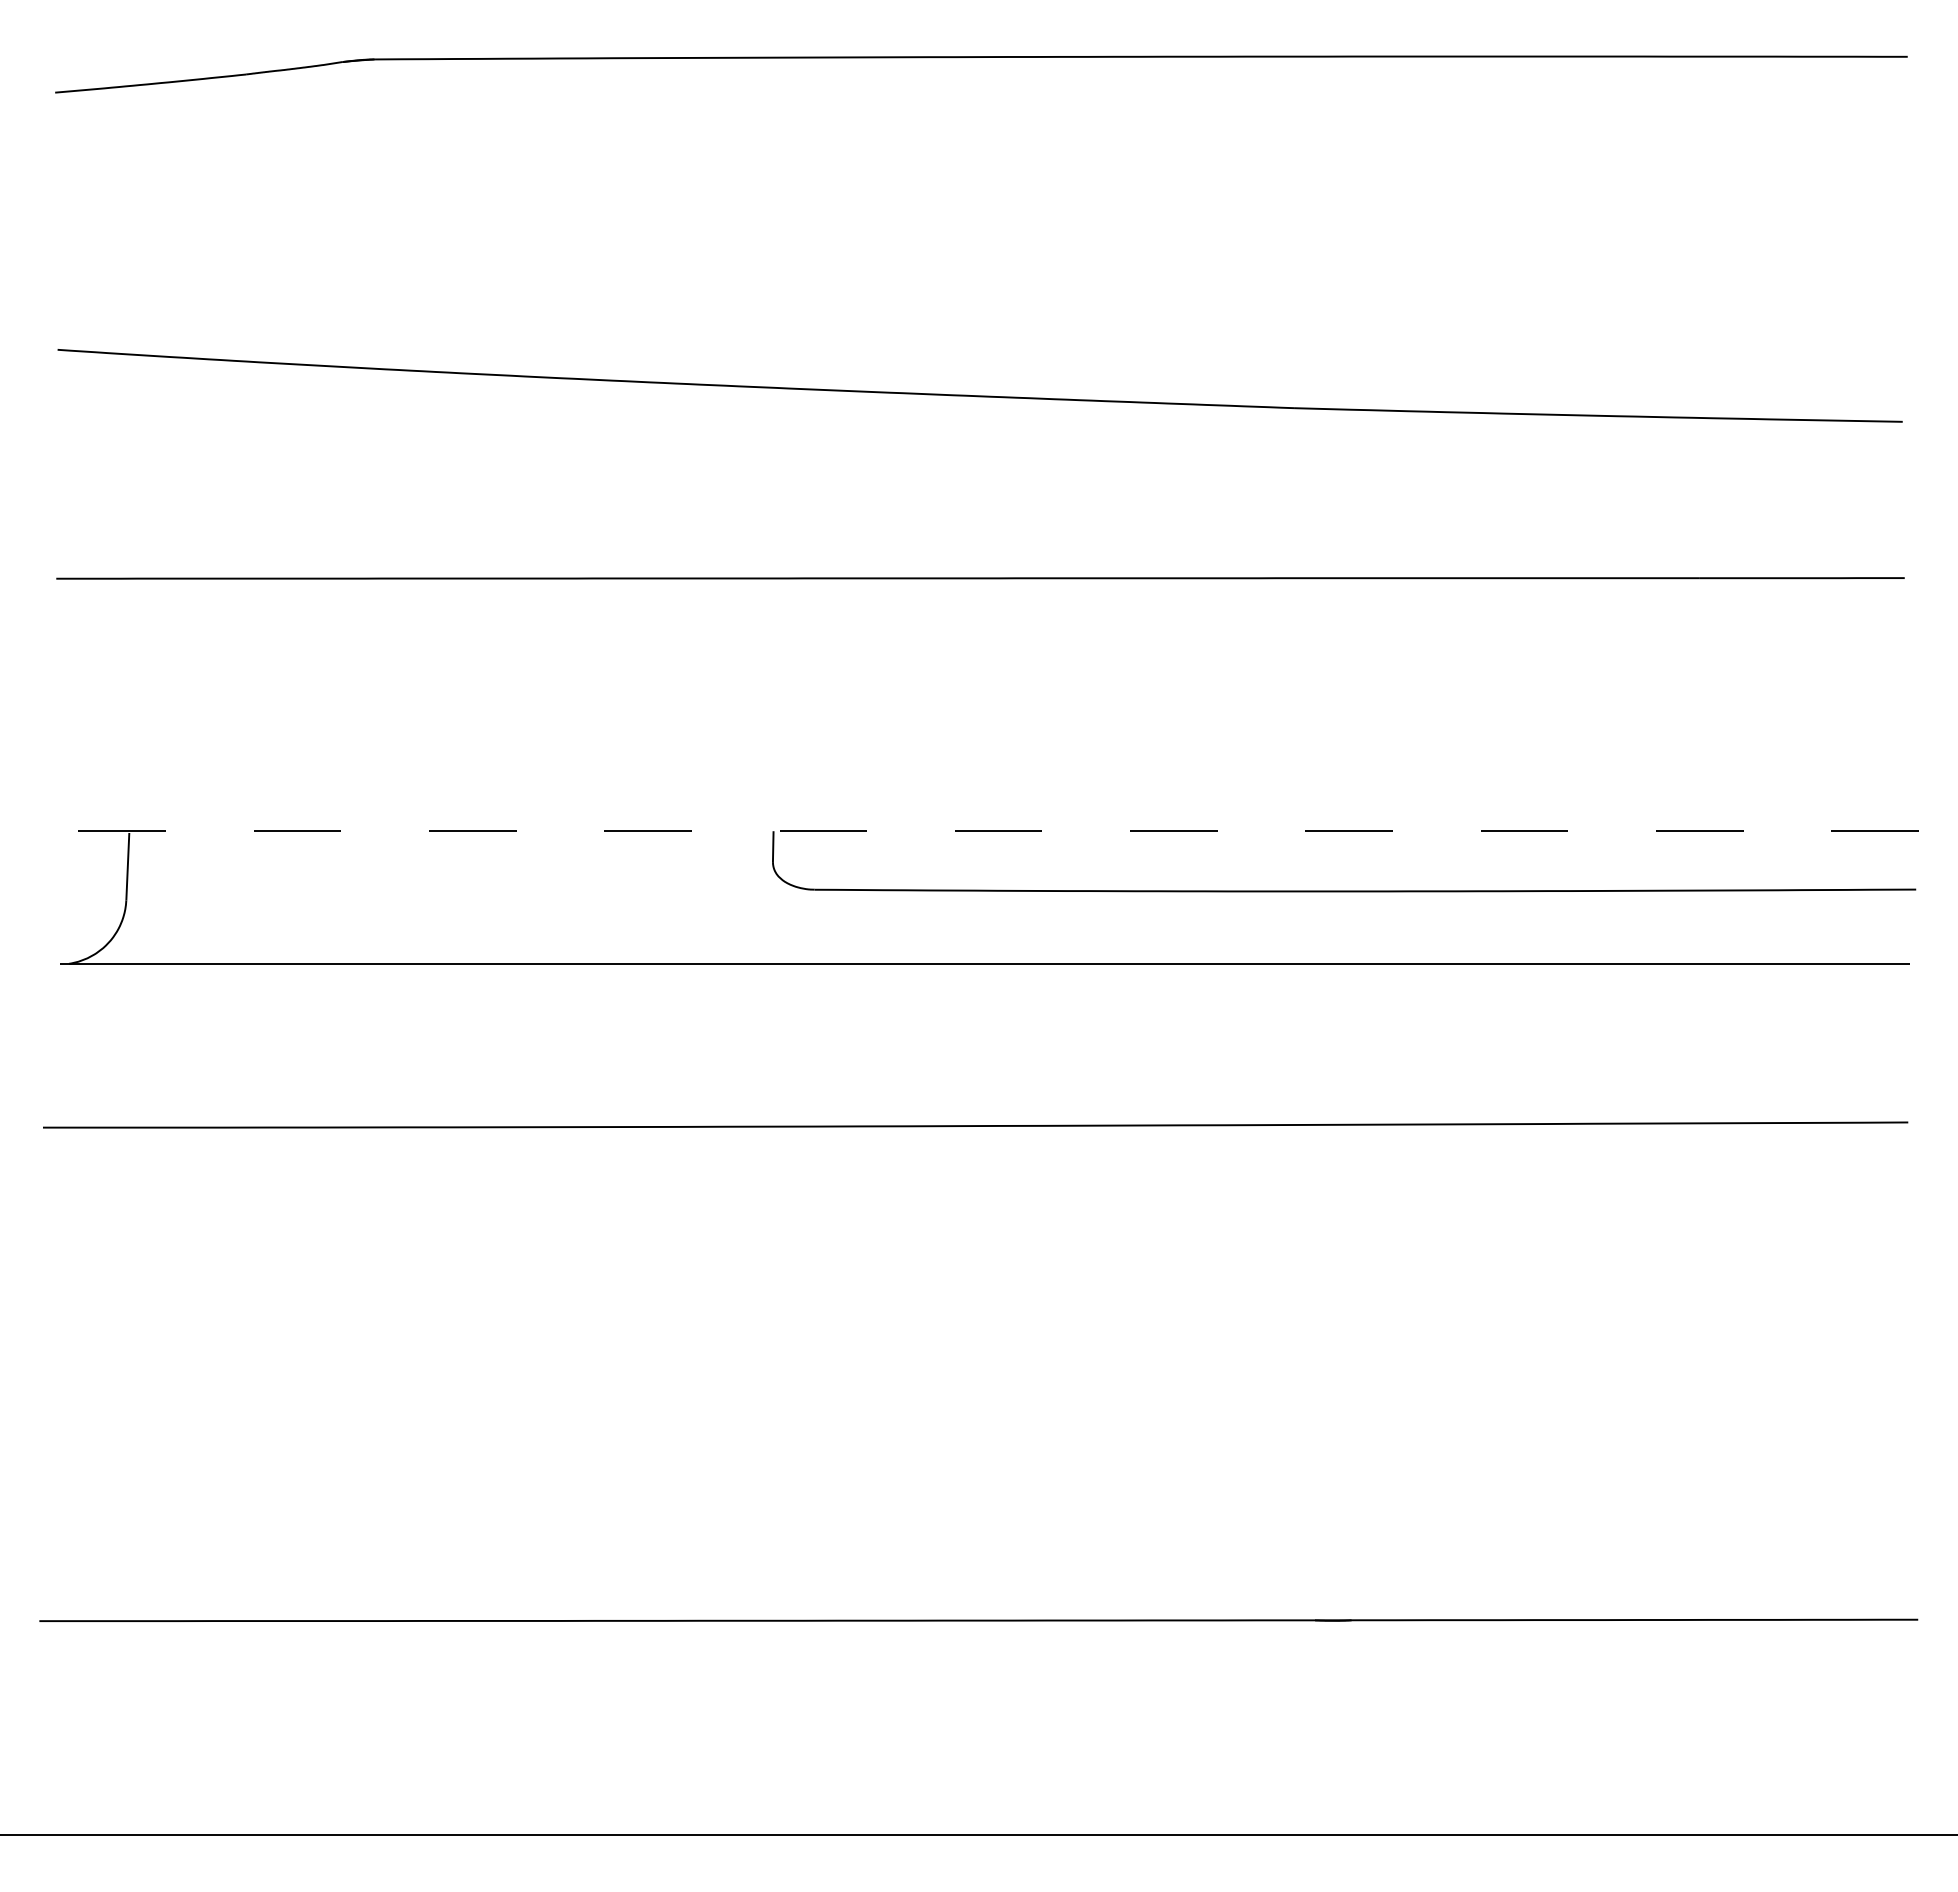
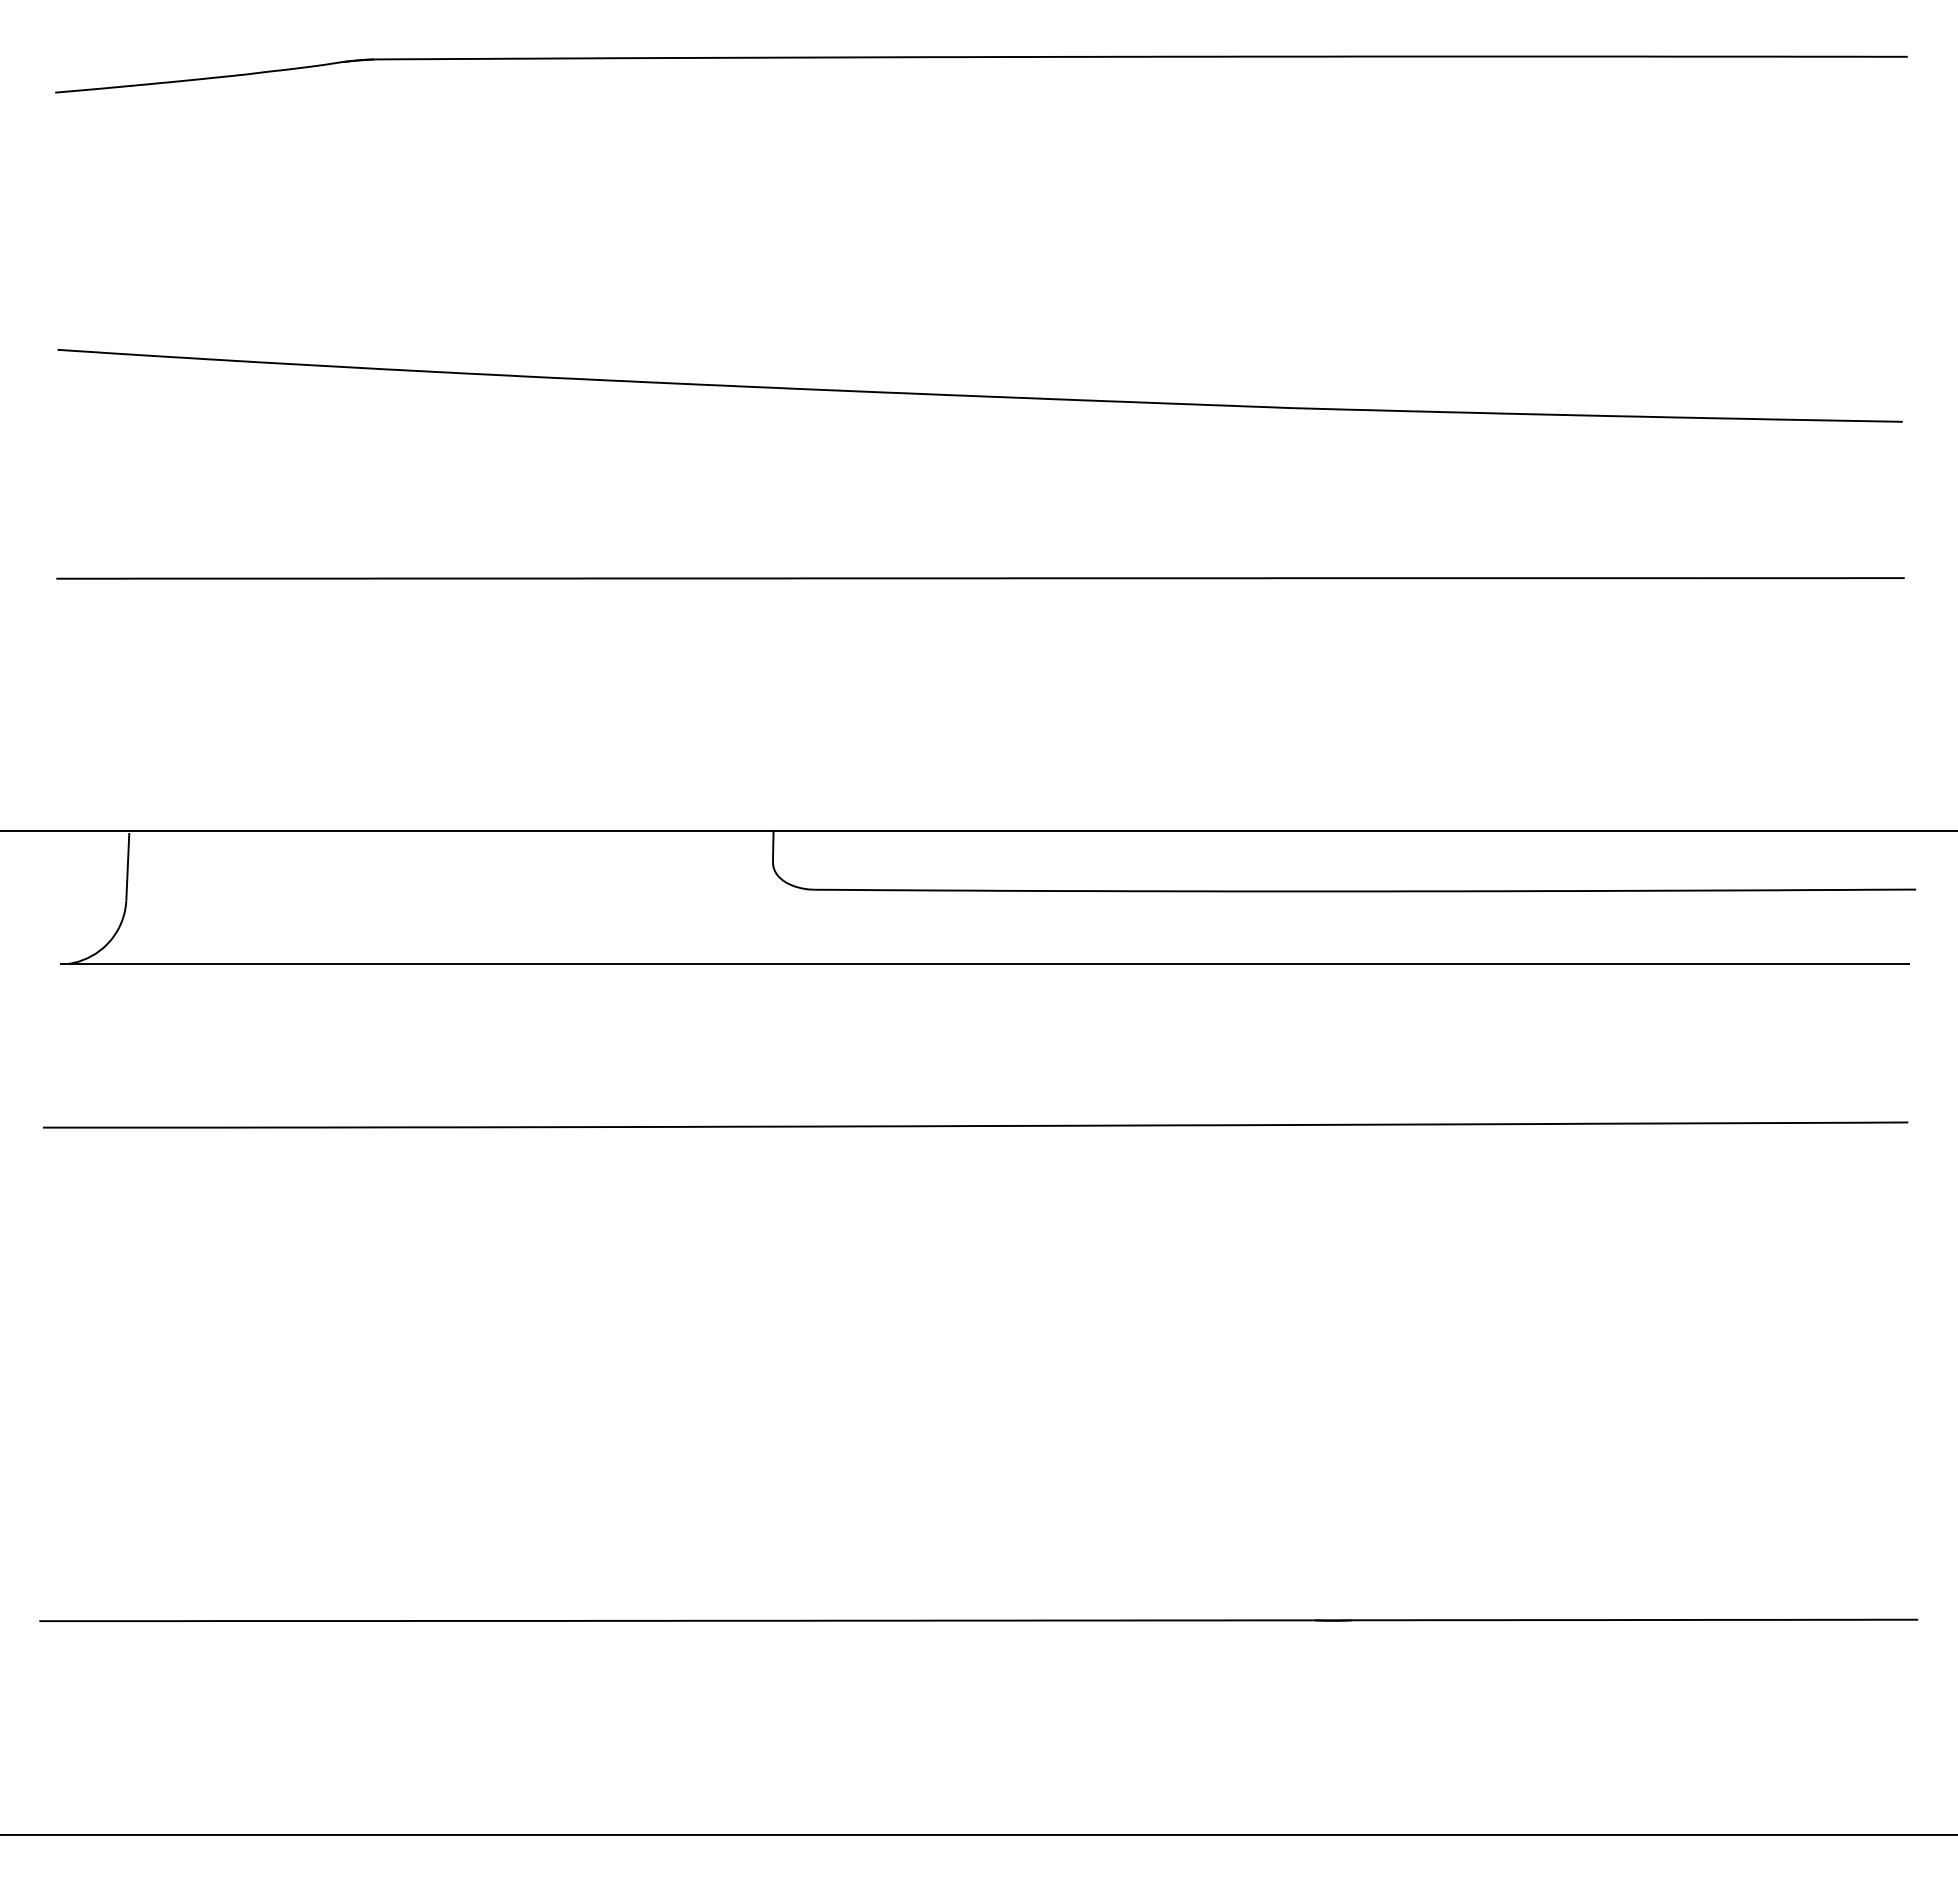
line: dashed -> solid (979, 831)
